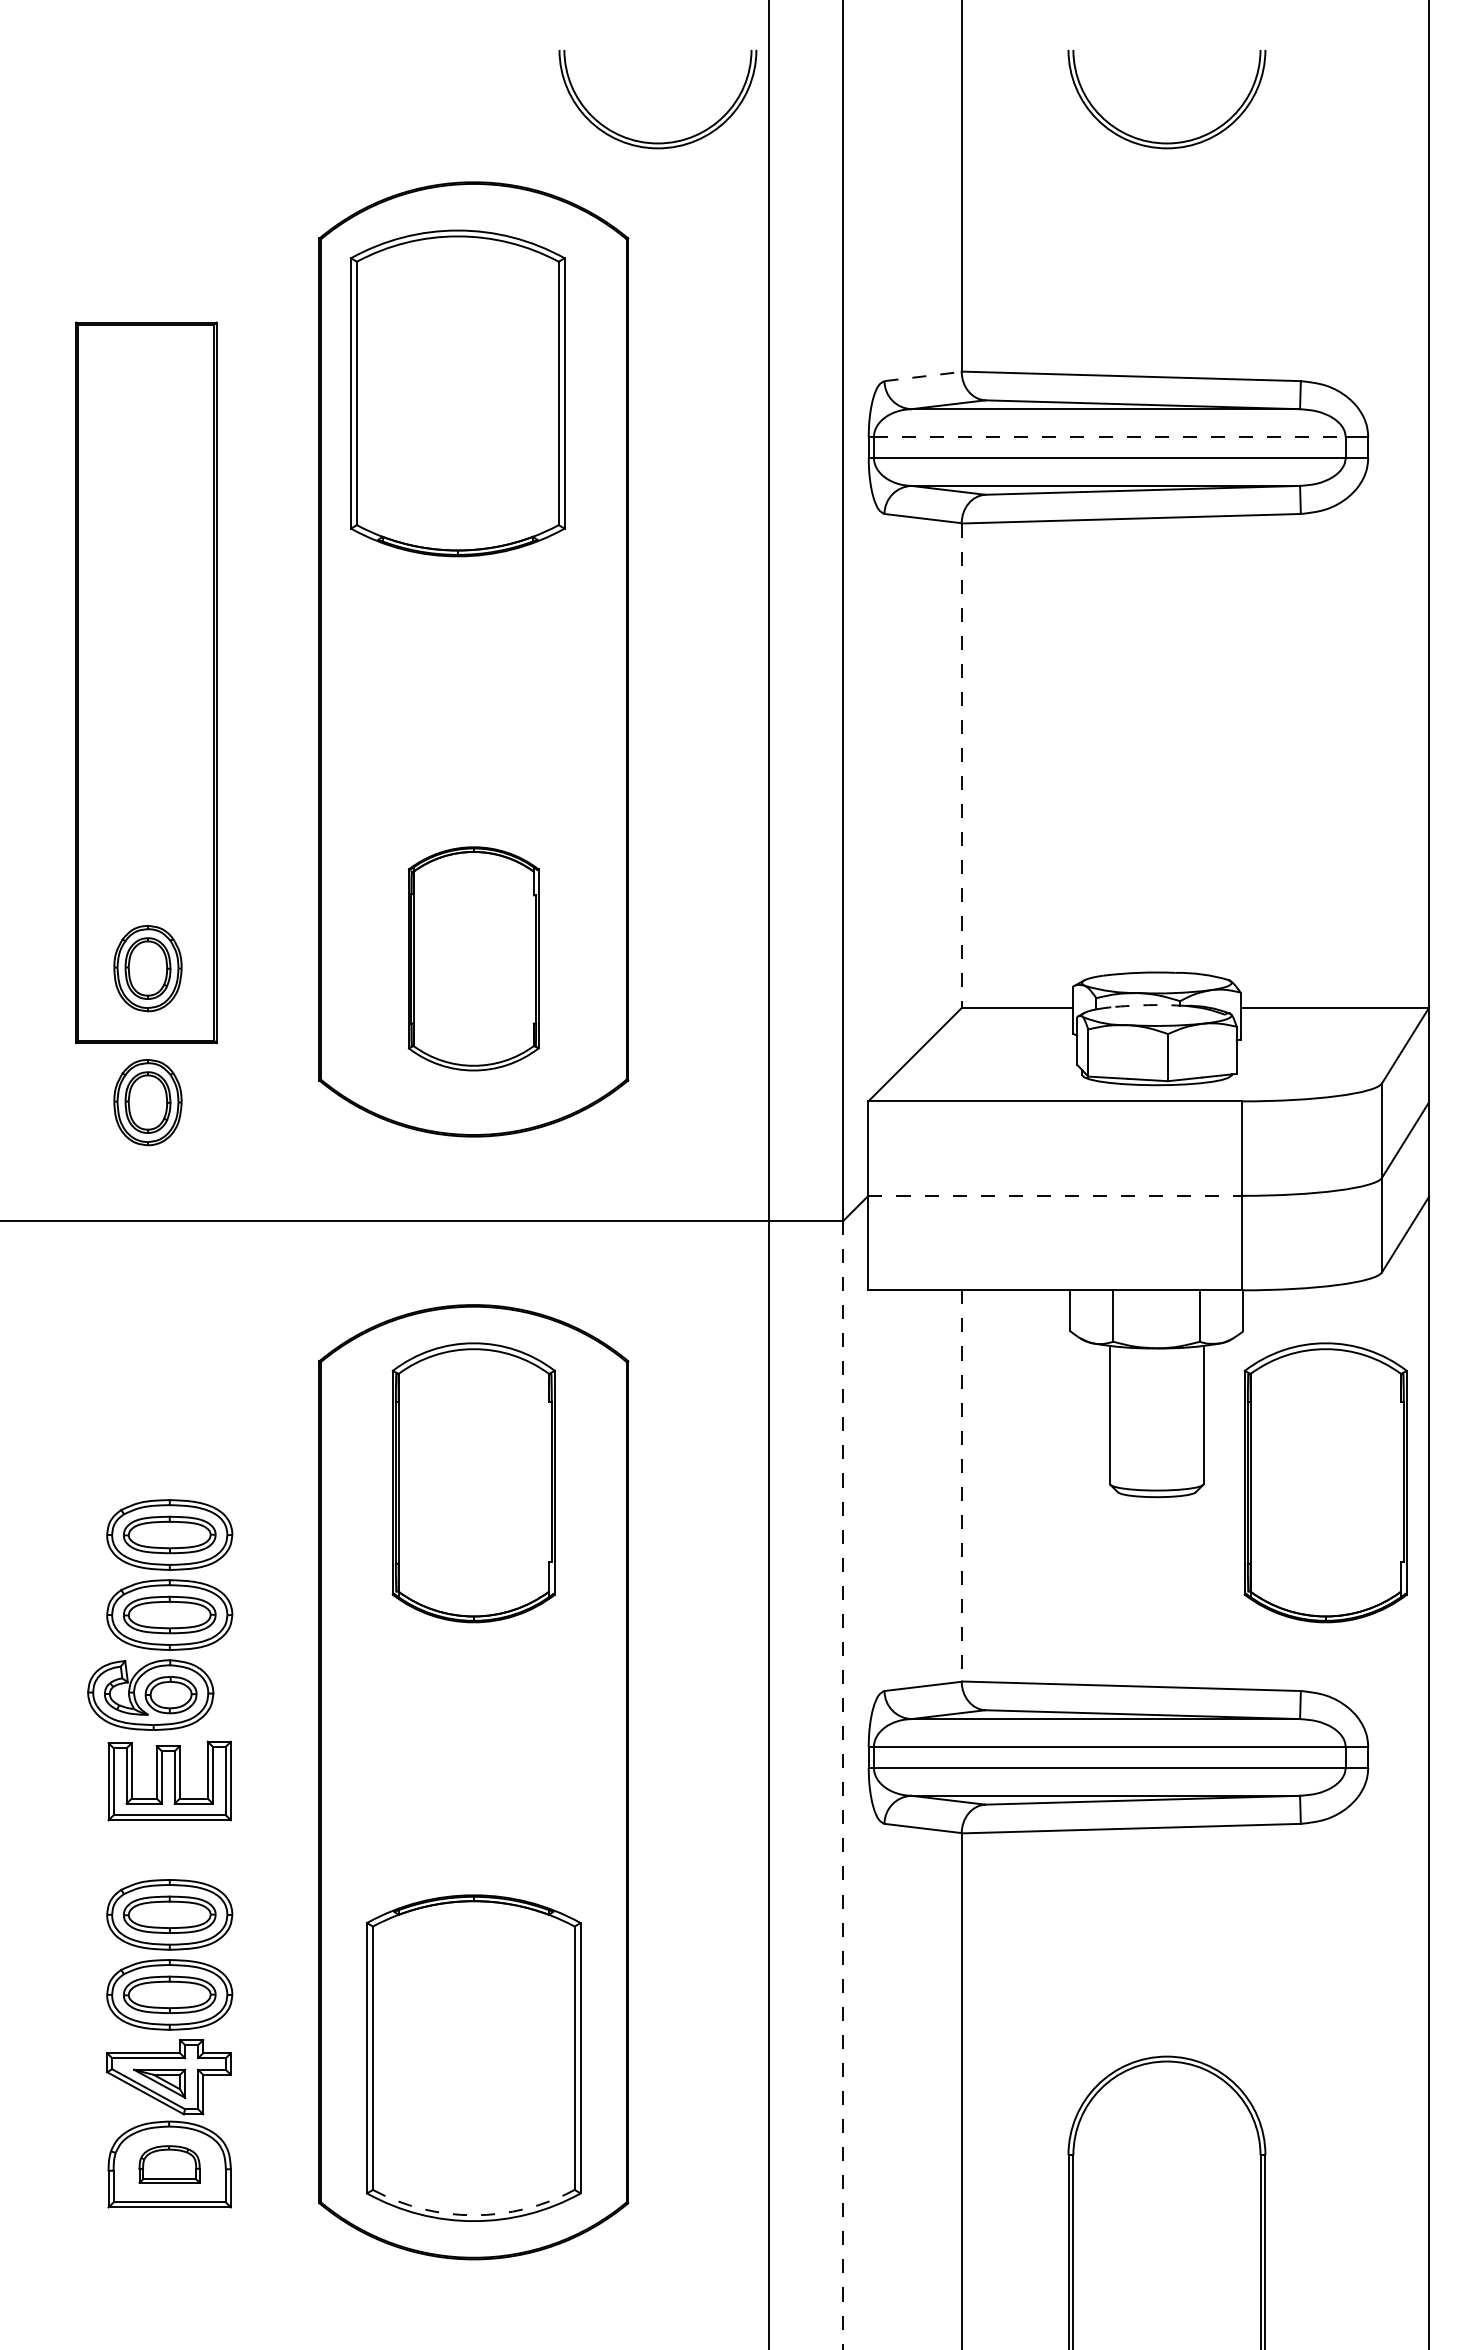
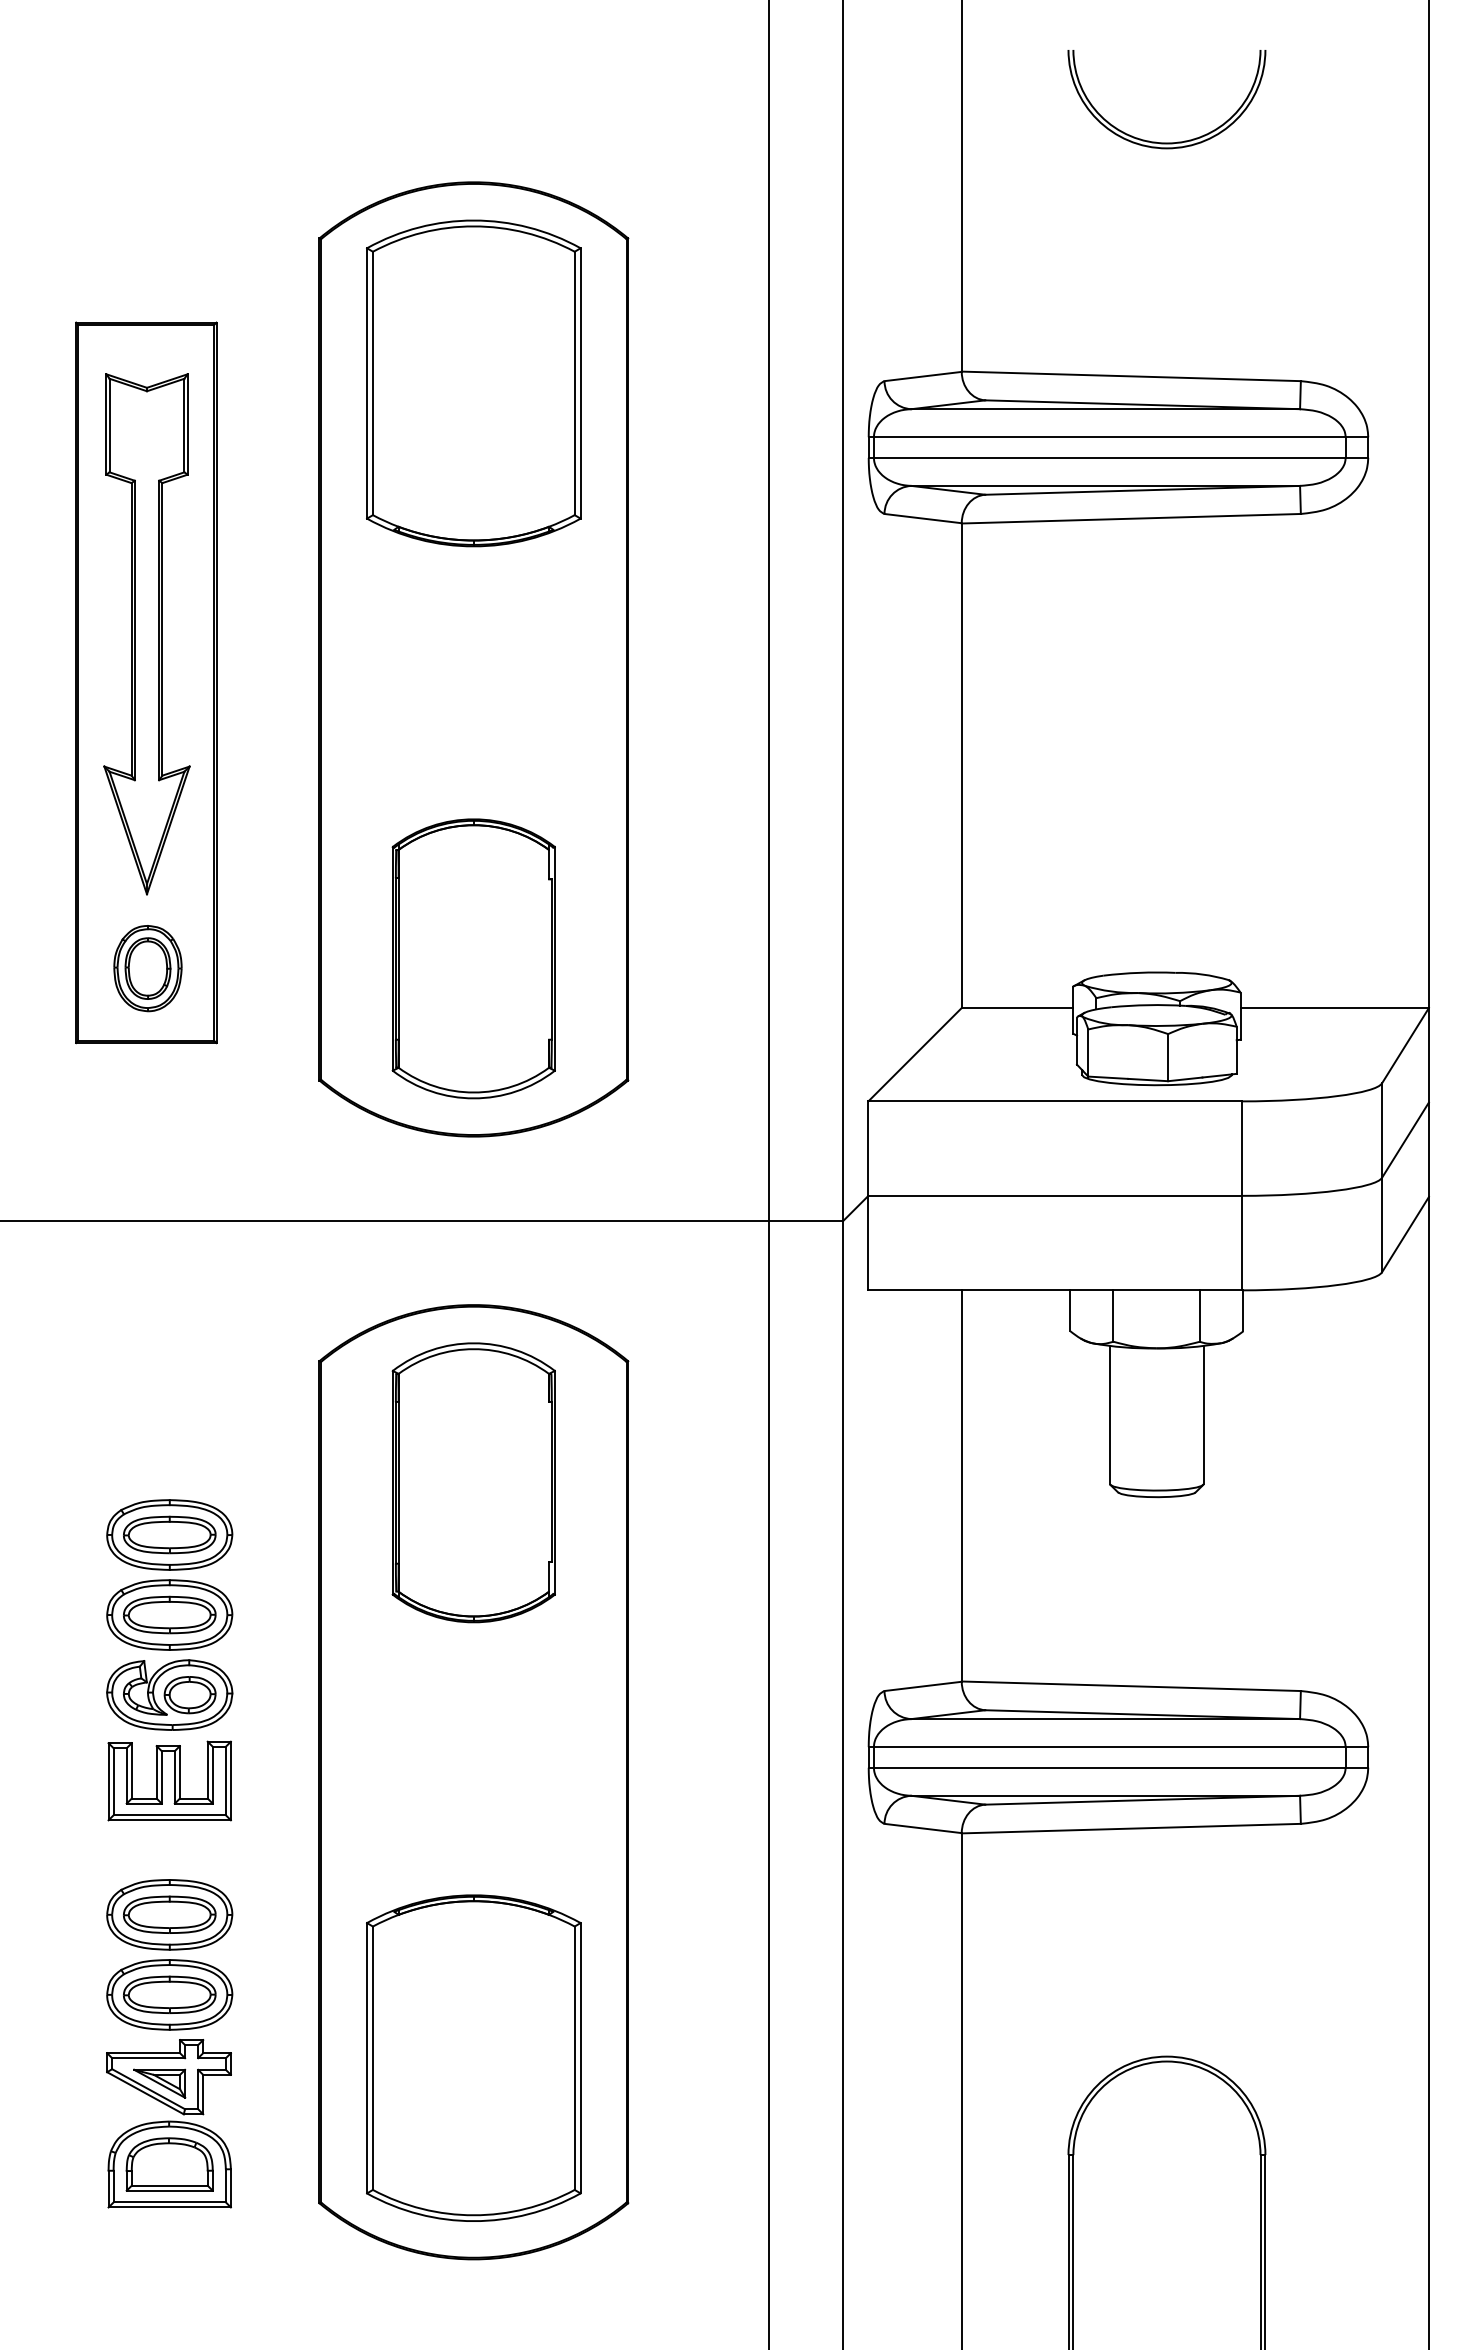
part: present -> none (657, 142)
line: dashed -> solid (923, 376)
part position: (457, 393) -> (473, 383) (473, 383)
line: dashed -> solid (1109, 437)
part: none -> present (146, 634)
line: dashed -> solid (961, 766)
part size: 133x226 px -> 165x282 px (473, 958)
arc: dashed -> solid (1148, 1005)
part: present -> none (147, 1102)
line: dashed -> solid (1055, 1195)
part: present -> none (1325, 1482)
line: dashed -> solid (961, 1485)
part position: (150, 1694) -> (169, 1694) (169, 1694)
line: dashed -> solid (843, 1785)
part size: 63x39 px -> 89x55 px (169, 2164)
arc: dashed -> solid (473, 2215)
